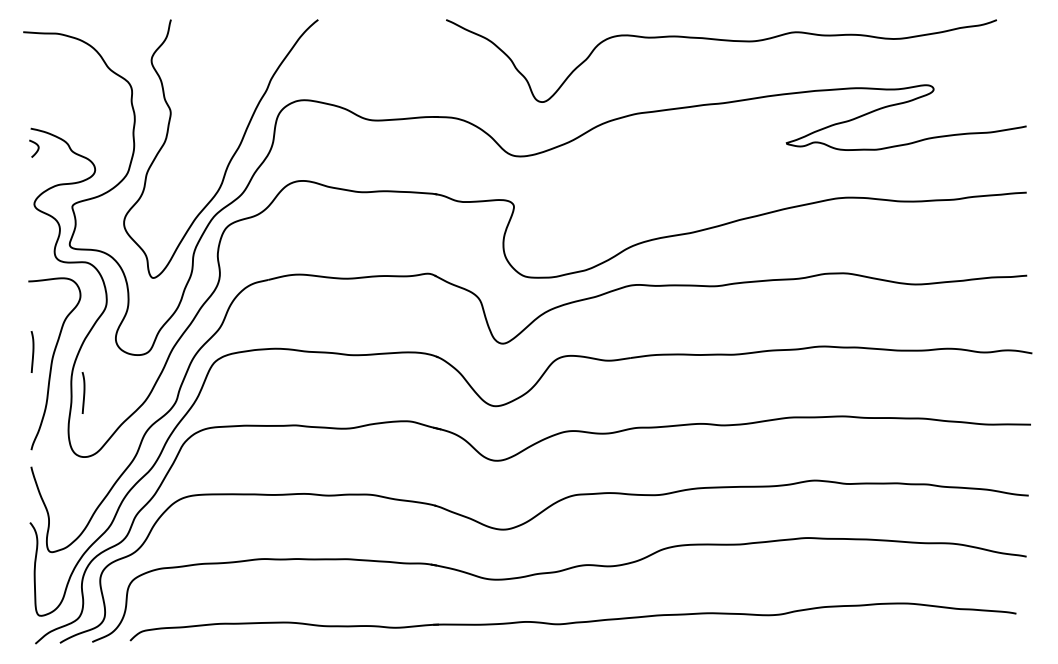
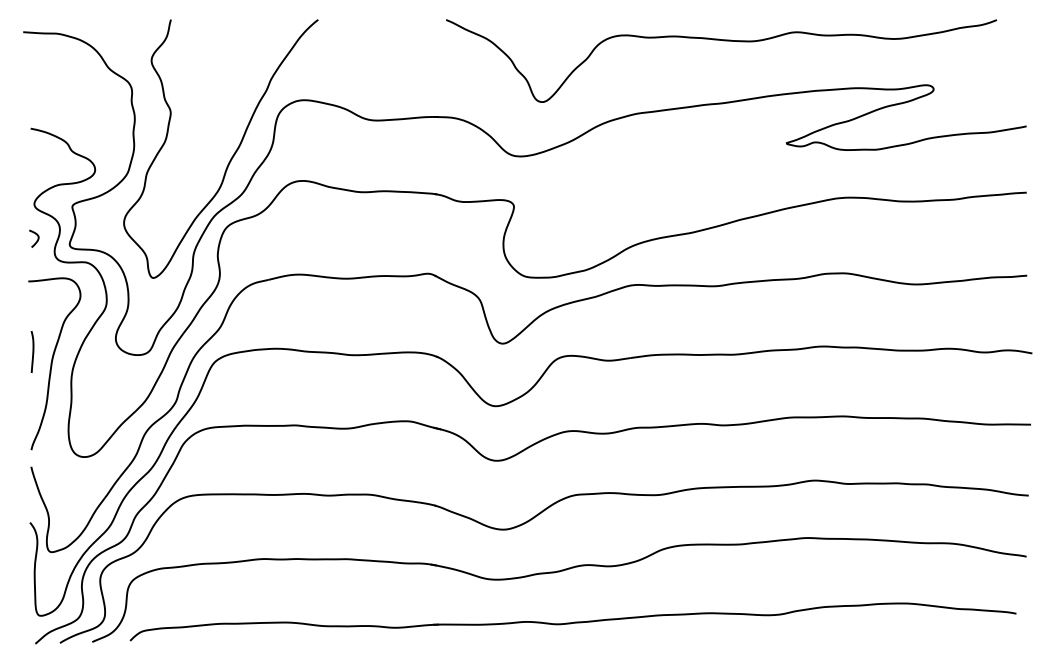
curve position: (36, 150) -> (36, 240) (36, 240)
curve: present -> none (83, 392)
